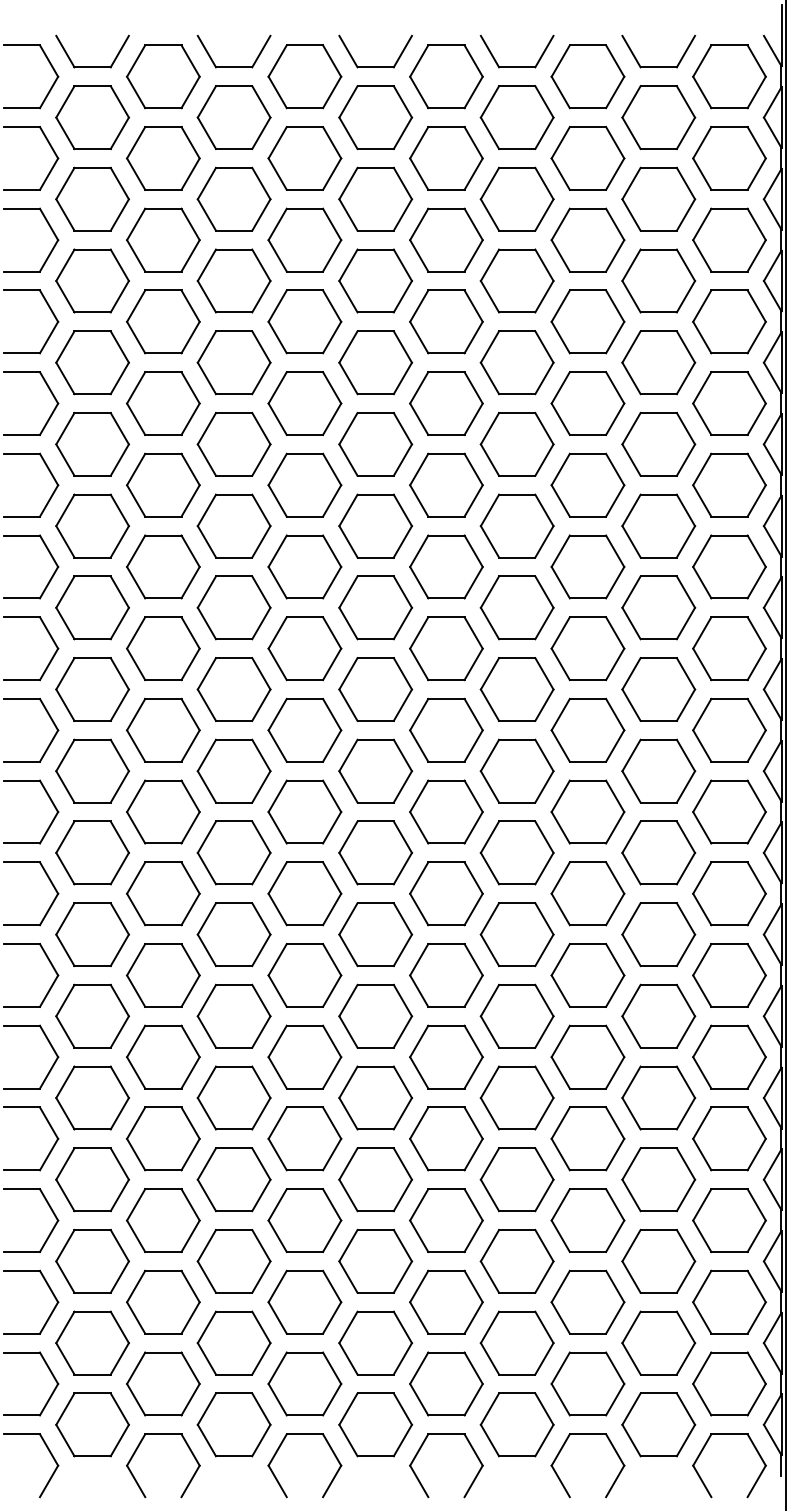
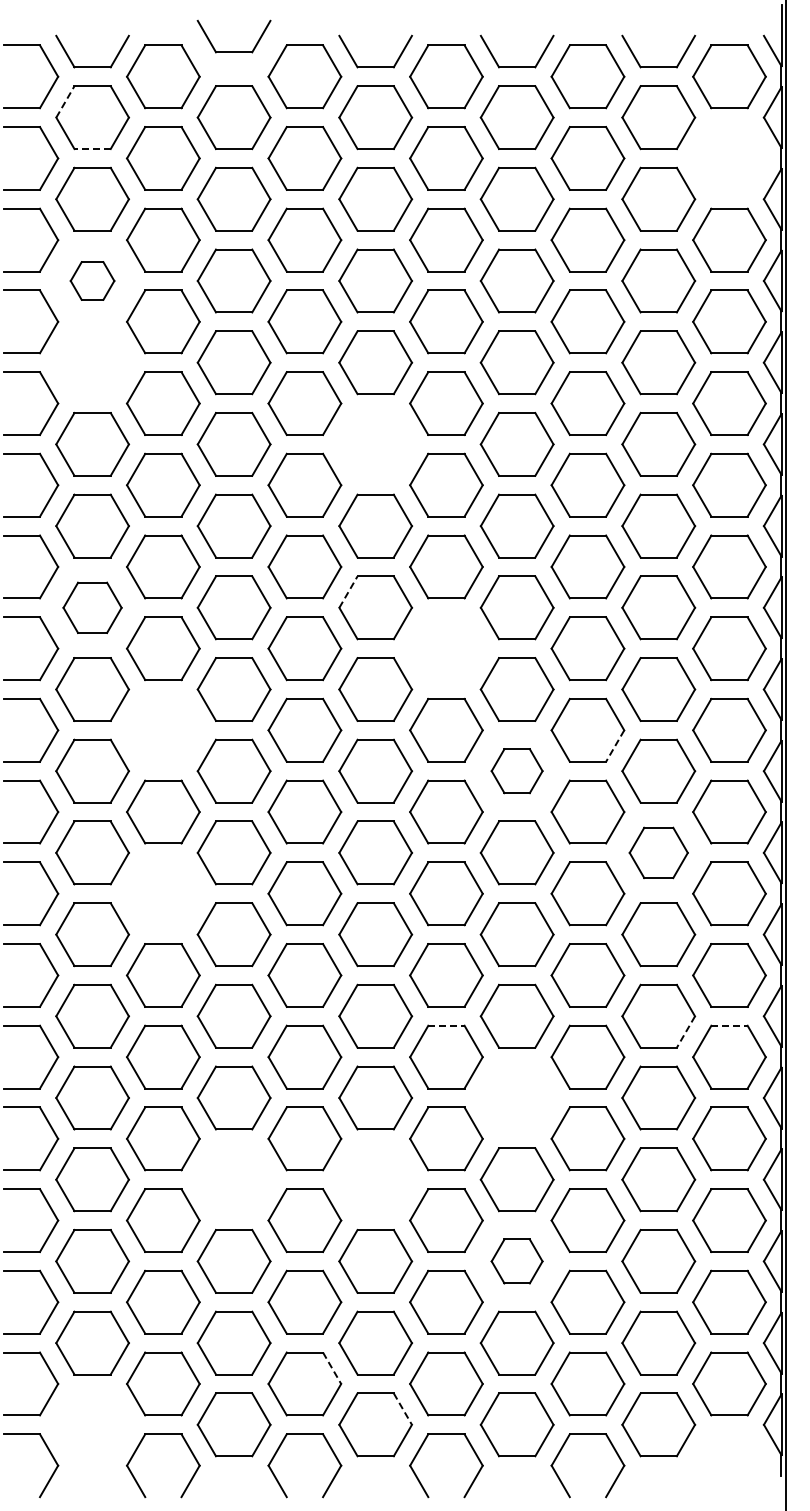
part position: (233, 66) -> (233, 51) (233, 51)
line: solid -> dashed (65, 101)
line: solid -> dashed (92, 149)
part: present -> none (729, 158)
part size: 75x66 px -> 47x40 px (92, 280)
part: present -> none (92, 362)
part: present -> none (375, 443)
line: solid -> dashed (348, 591)
part size: 75x66 px -> 61x53 px (92, 607)
part: present -> none (446, 648)
part: present -> none (163, 729)
line: solid -> dashed (614, 746)
part size: 76x66 px -> 54x47 px (516, 771)
part size: 76x66 px -> 61x54 px (658, 852)
part: present -> none (163, 893)
line: solid -> dashed (446, 1025)
line: solid -> dashed (729, 1025)
line: solid -> dashed (685, 1032)
part: present -> none (516, 1097)
part: present -> none (233, 1179)
part: present -> none (375, 1179)
part size: 76x65 px -> 54x47 px (516, 1261)
line: solid -> dashed (332, 1368)
line: solid -> dashed (403, 1409)
part: present -> none (92, 1424)
part: present -> none (703, 1450)
